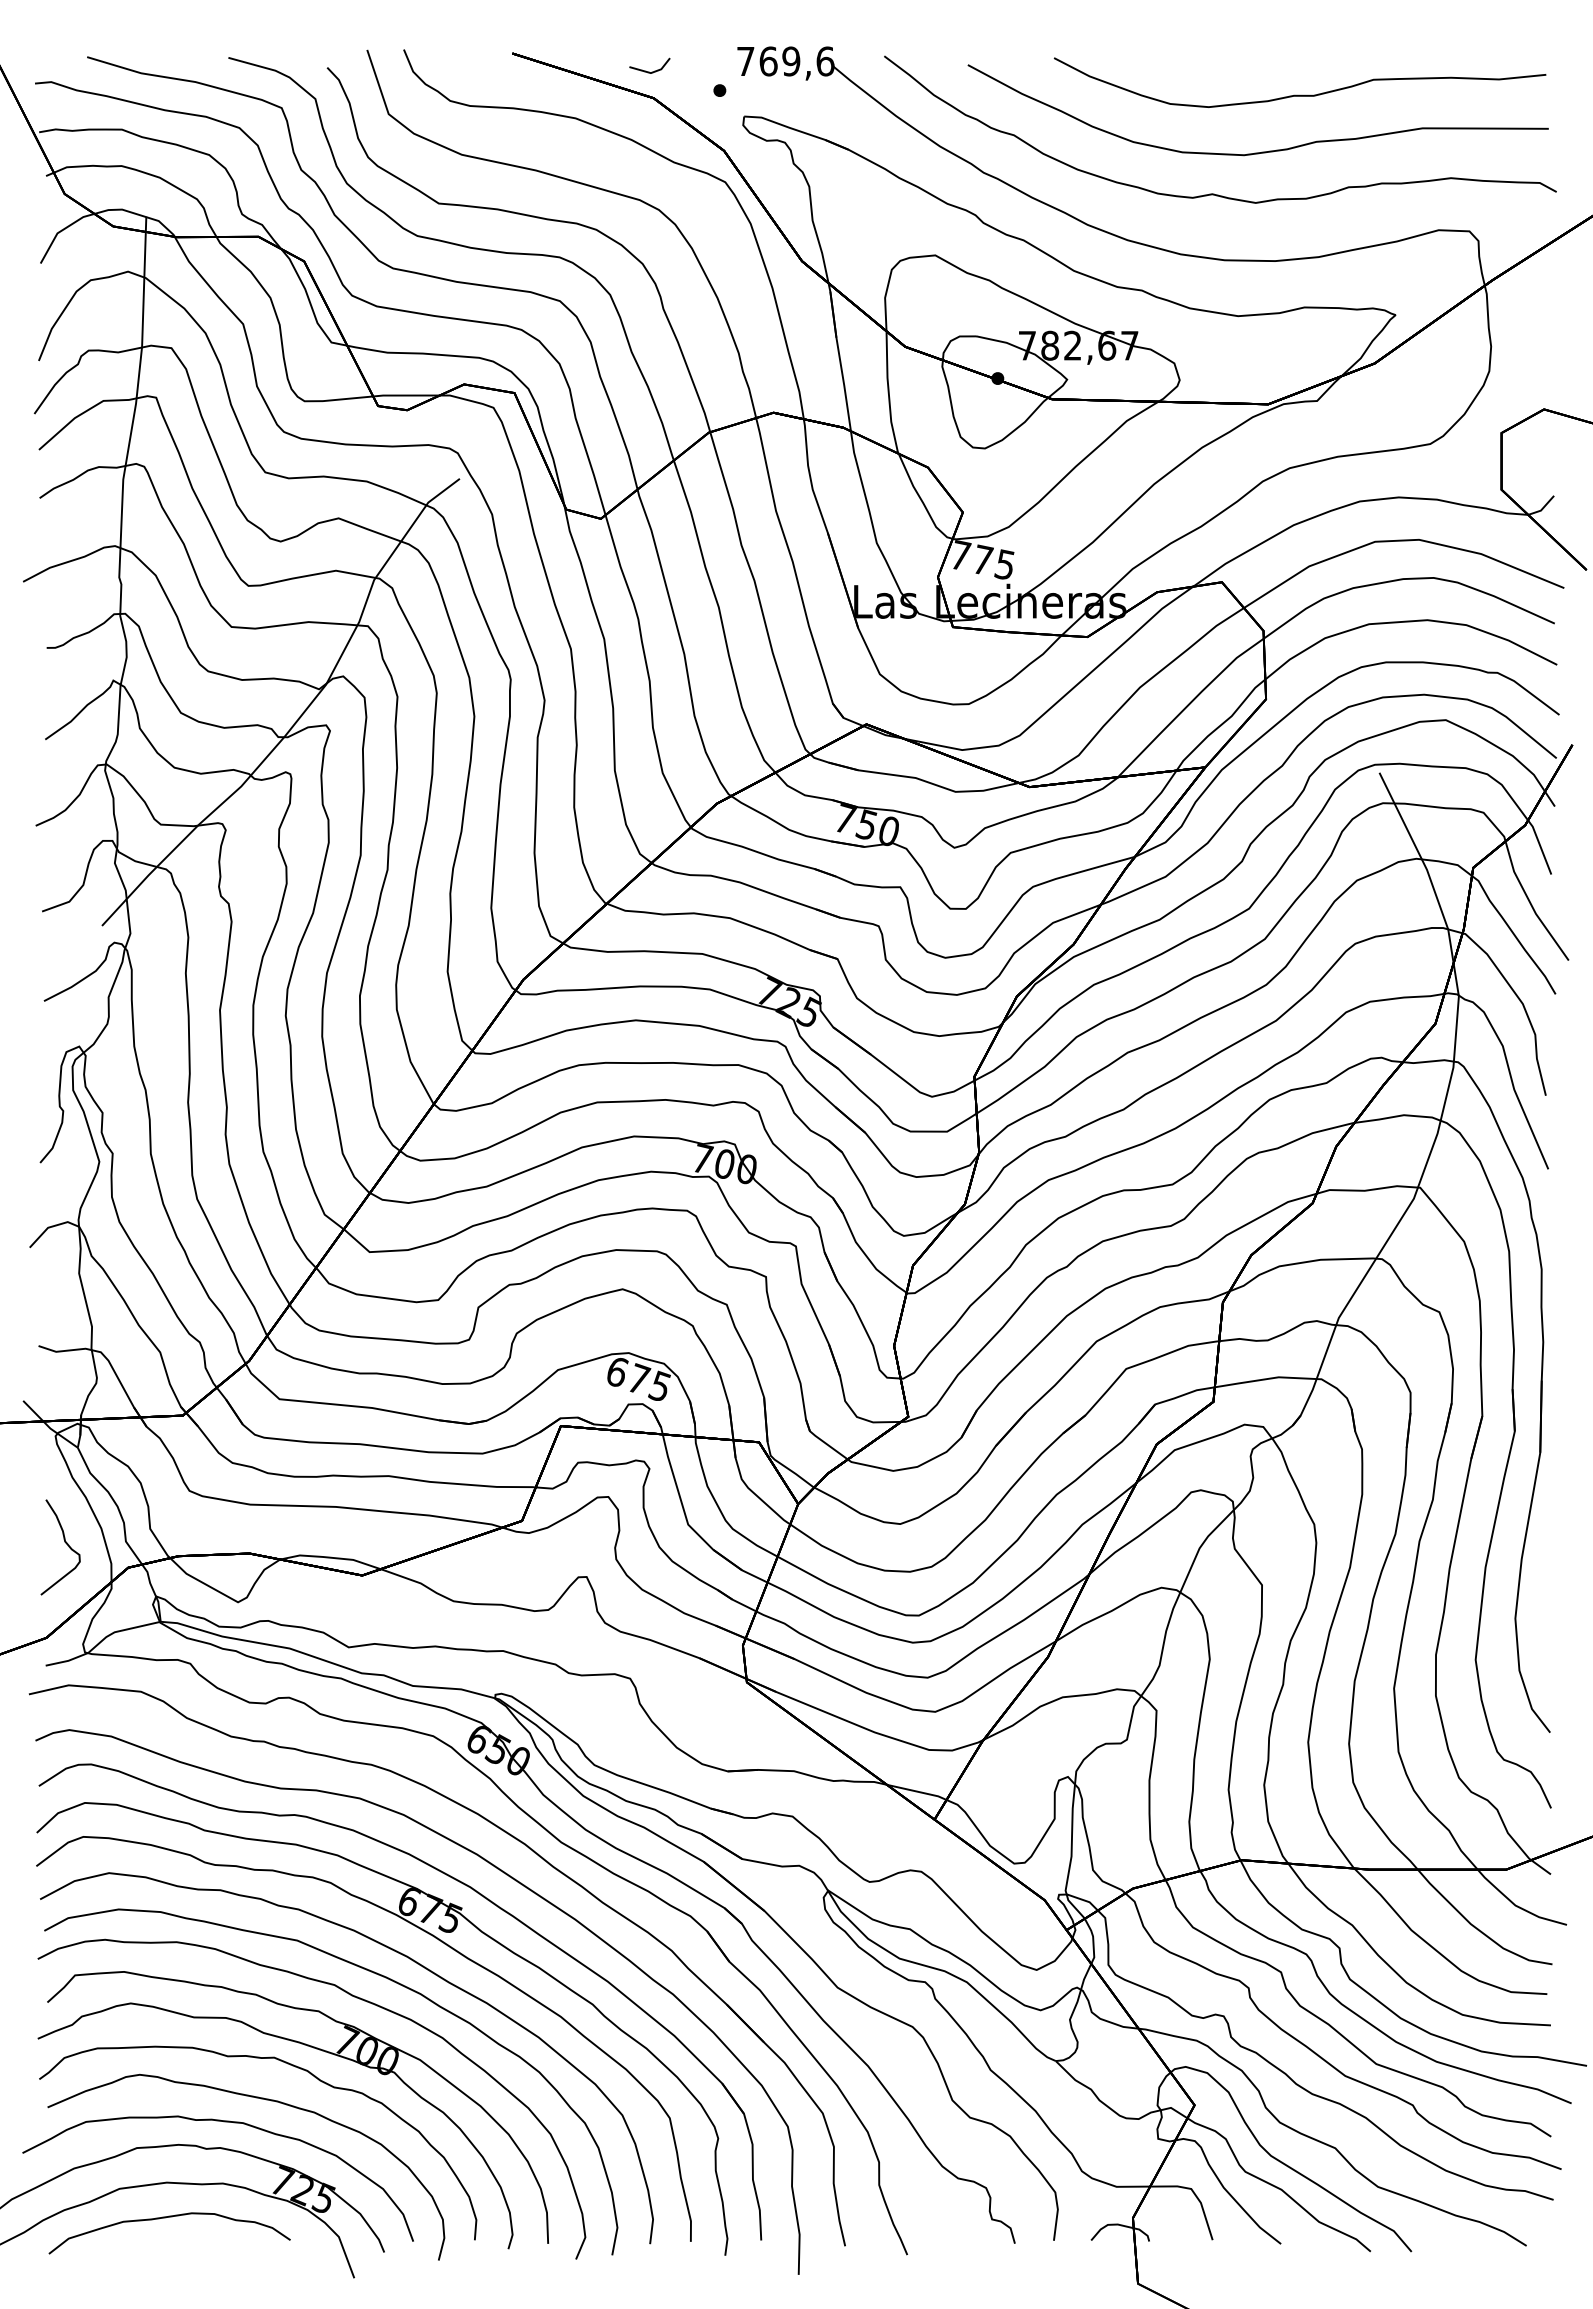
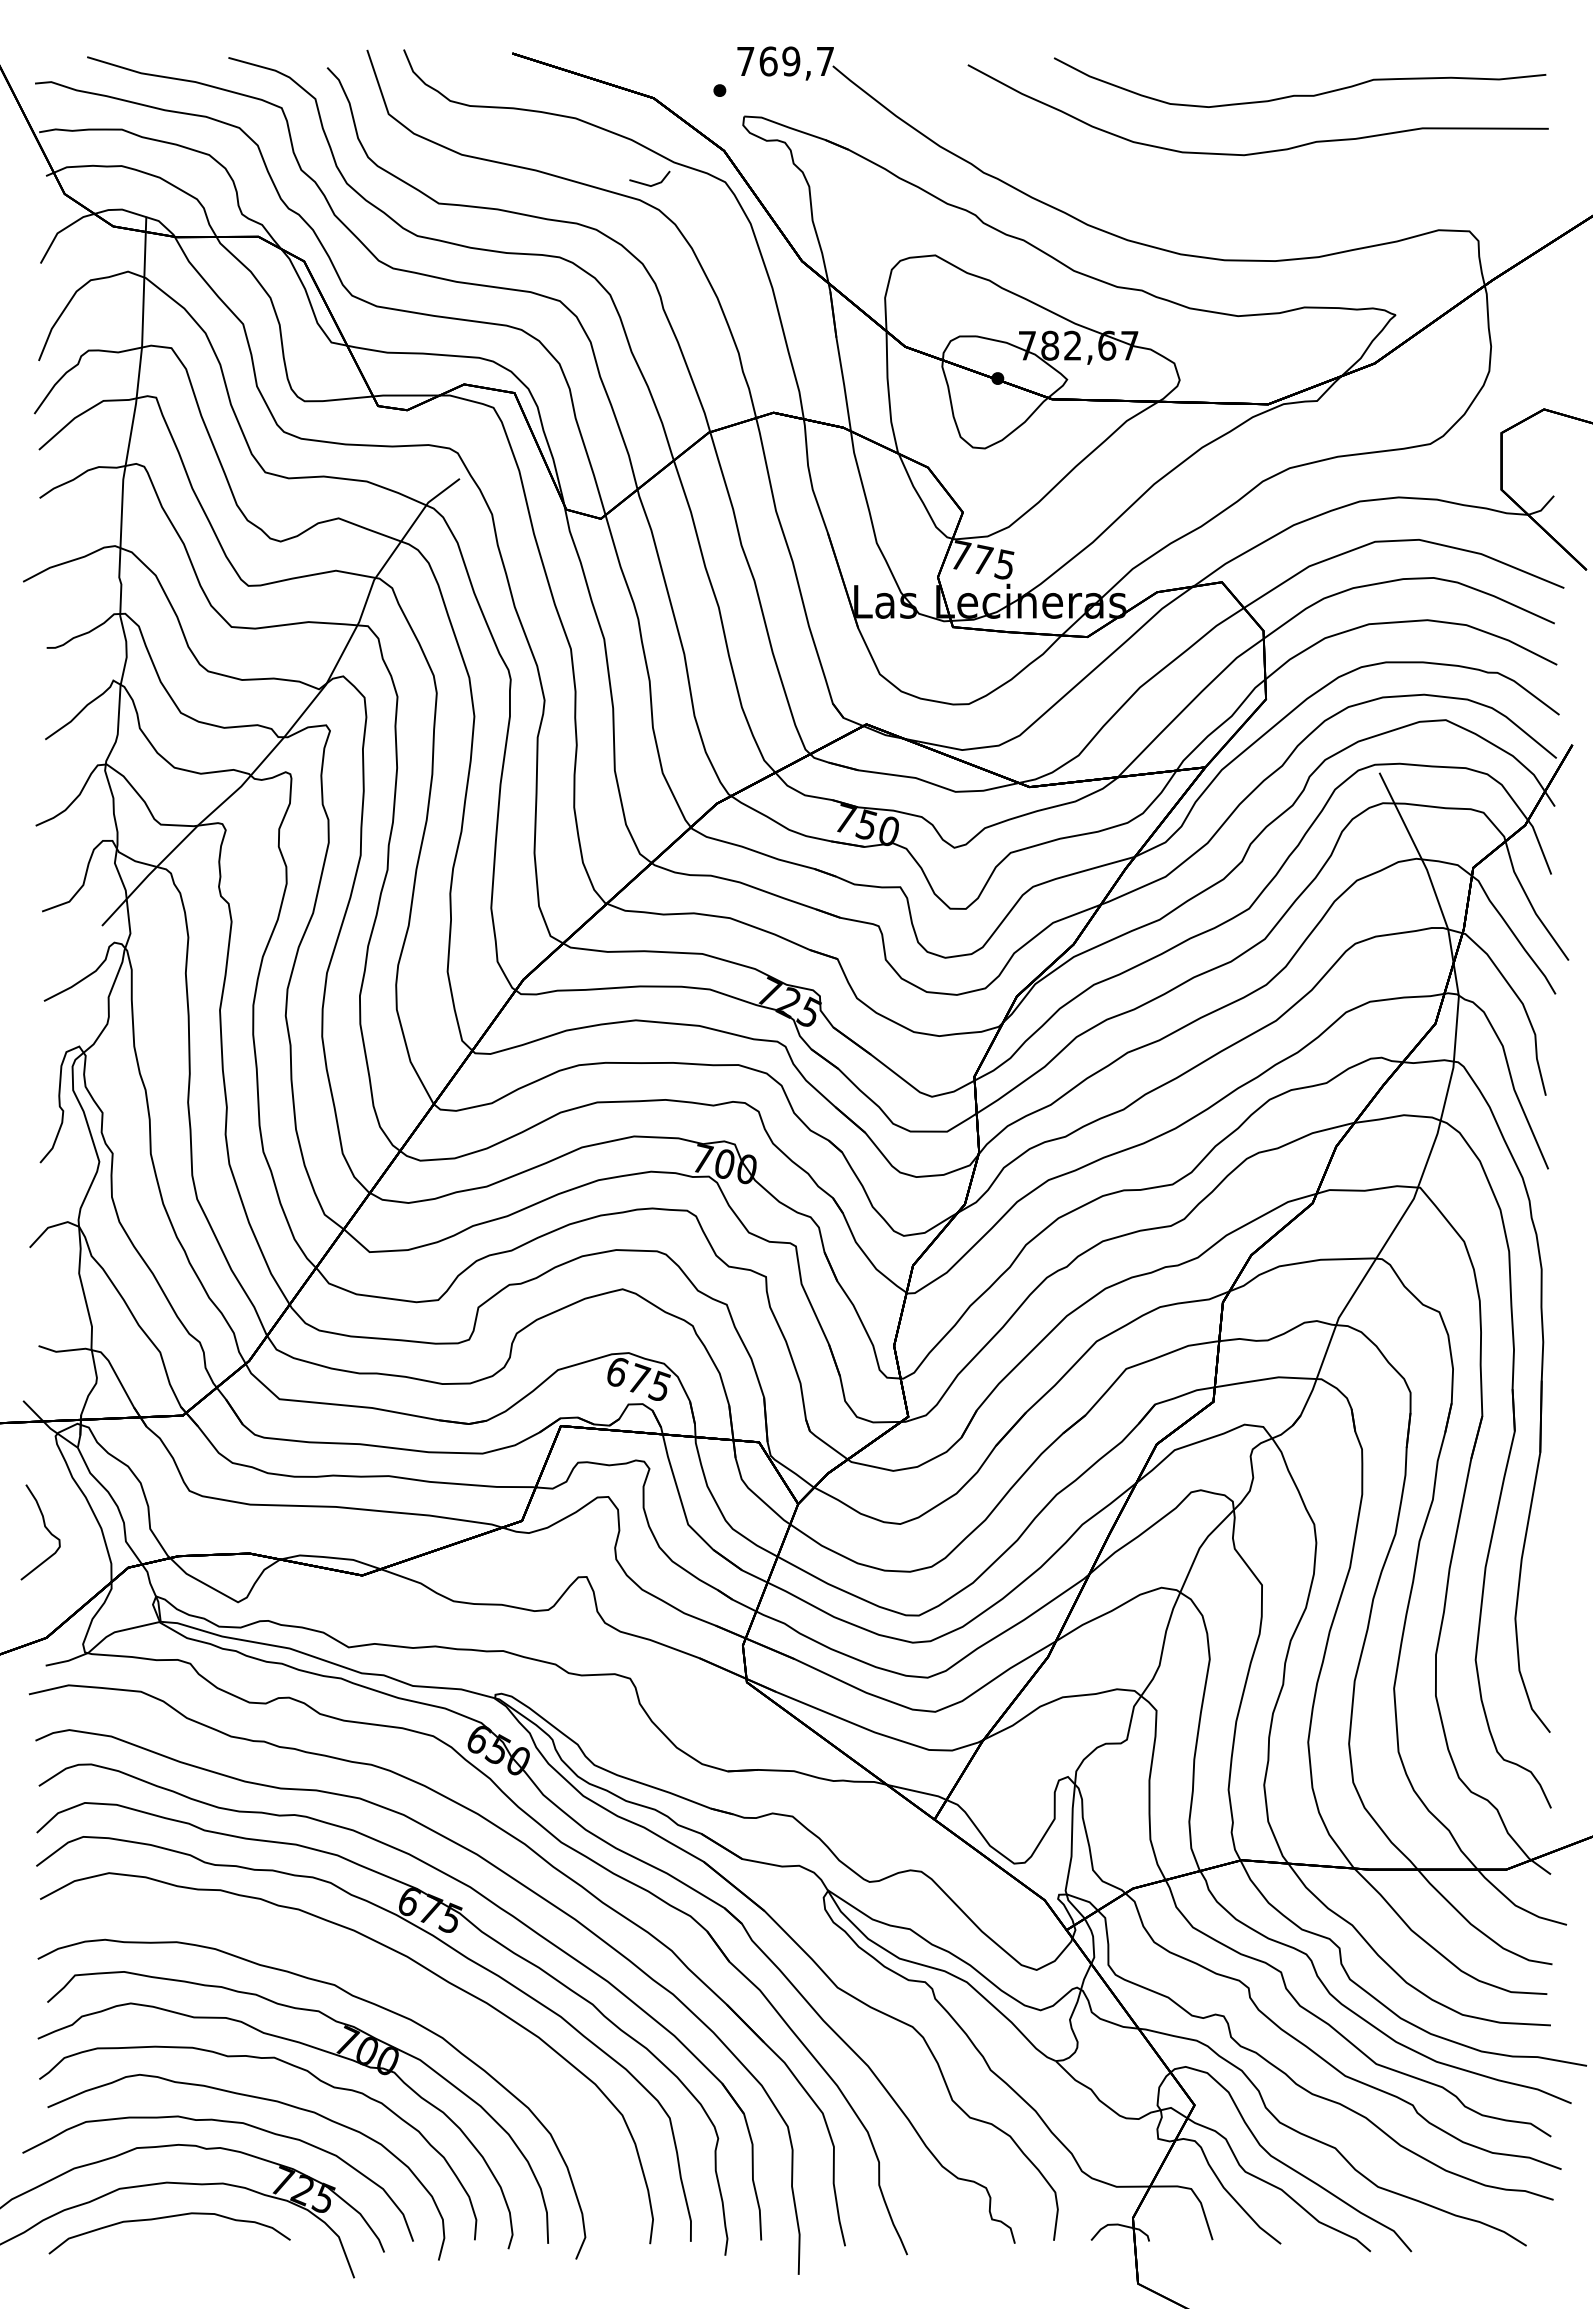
text: 769,6 -> 769,7 (825, 61)
line position: (649, 71) -> (649, 184) (649, 184)
curve: present -> none (1214, 193)
curve position: (64, 1542) -> (44, 1527) (44, 1527)
curve: present -> none (375, 1974)
